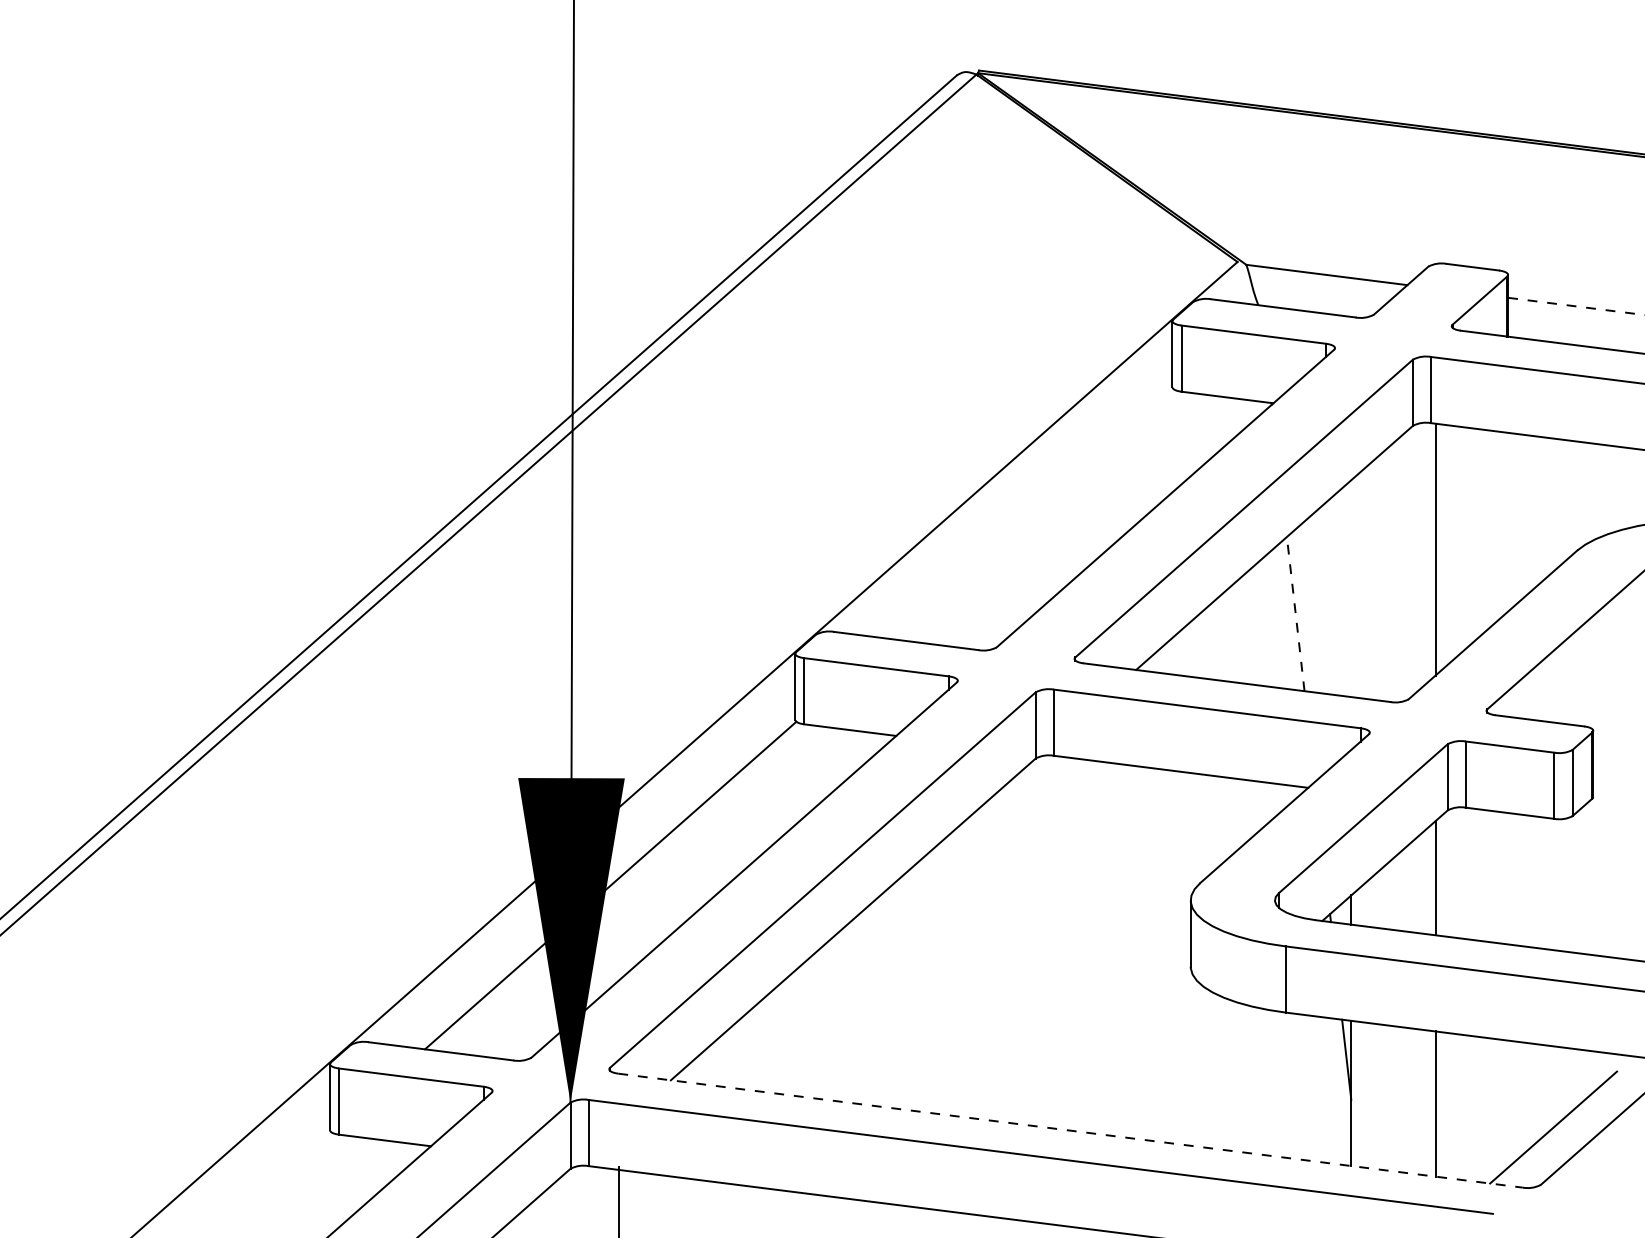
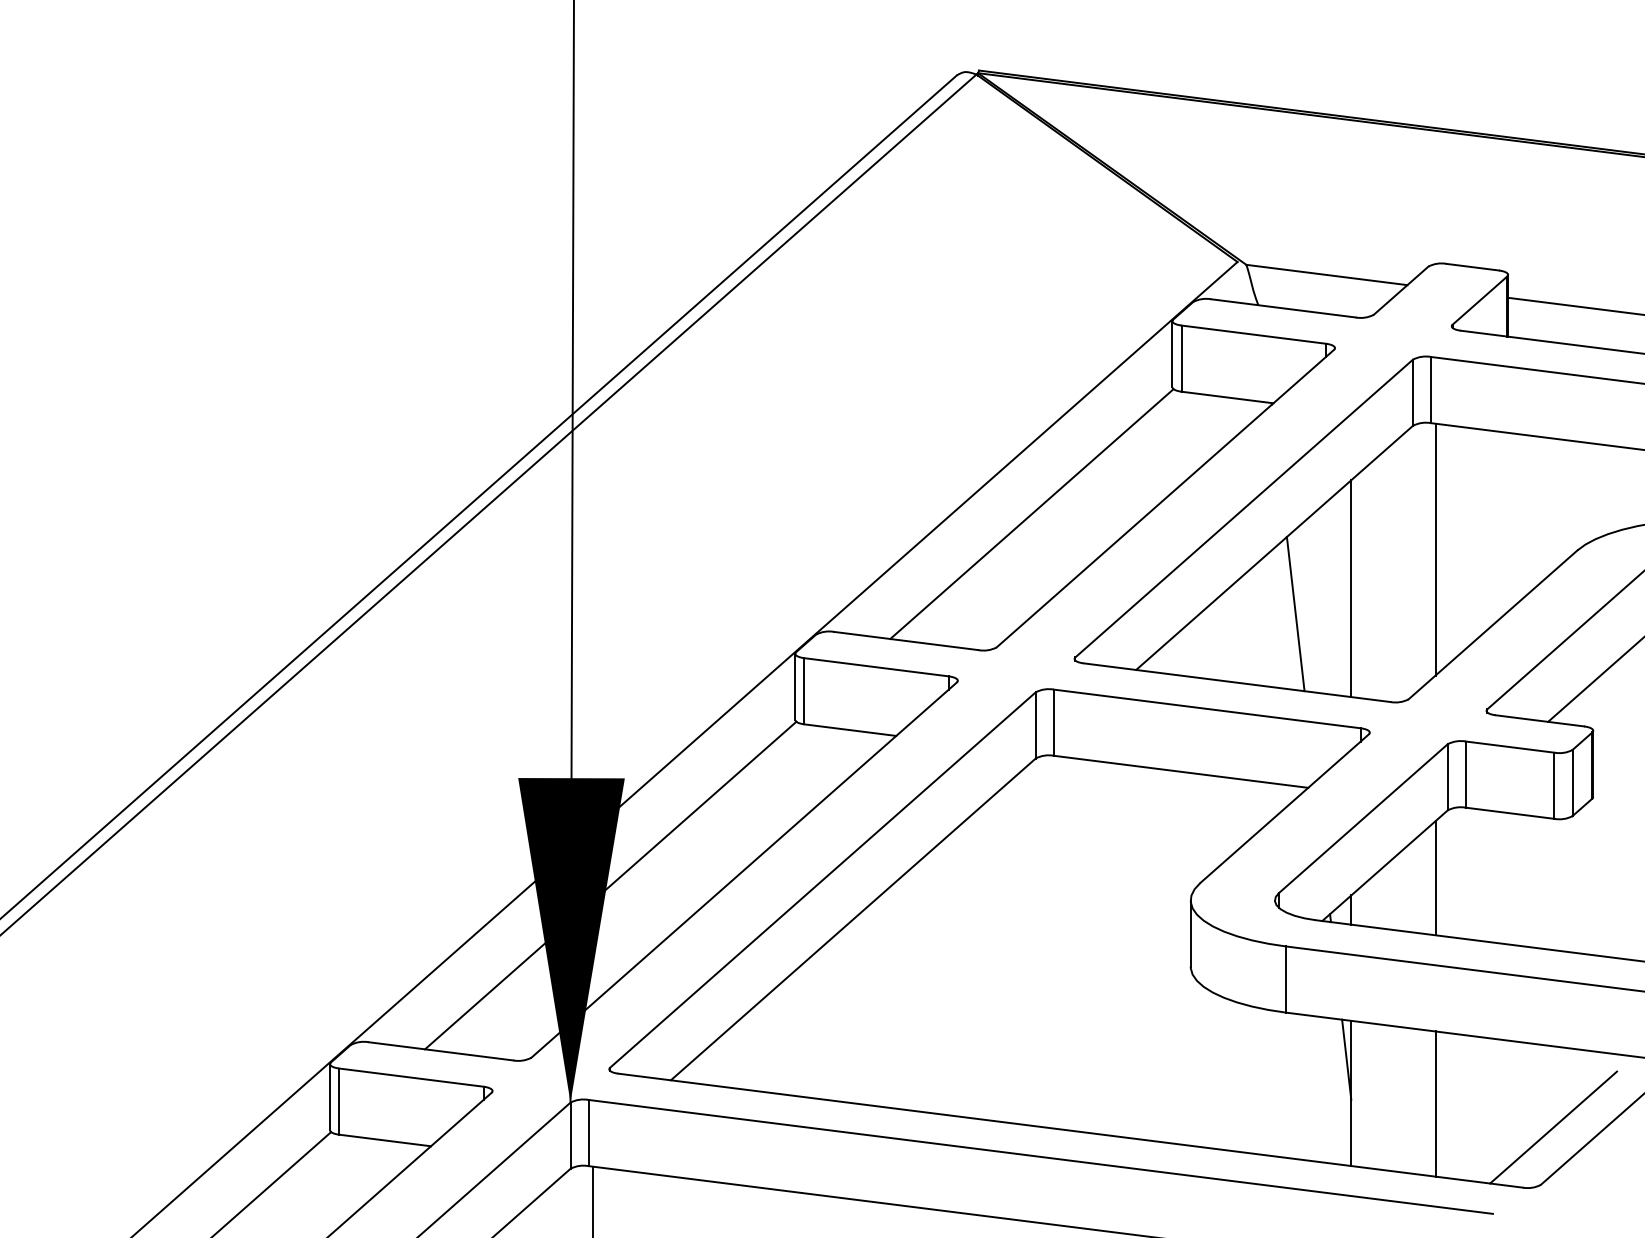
line: dashed -> solid (1576, 306)
line: none -> present (1031, 514)
line: none -> present (1351, 588)
line: dashed -> solid (1295, 614)
line: none -> present (1594, 680)
line: dashed -> solid (1070, 1130)
line: none -> present (272, 1183)
line position: (619, 1200) -> (593, 1200) (593, 1200)
